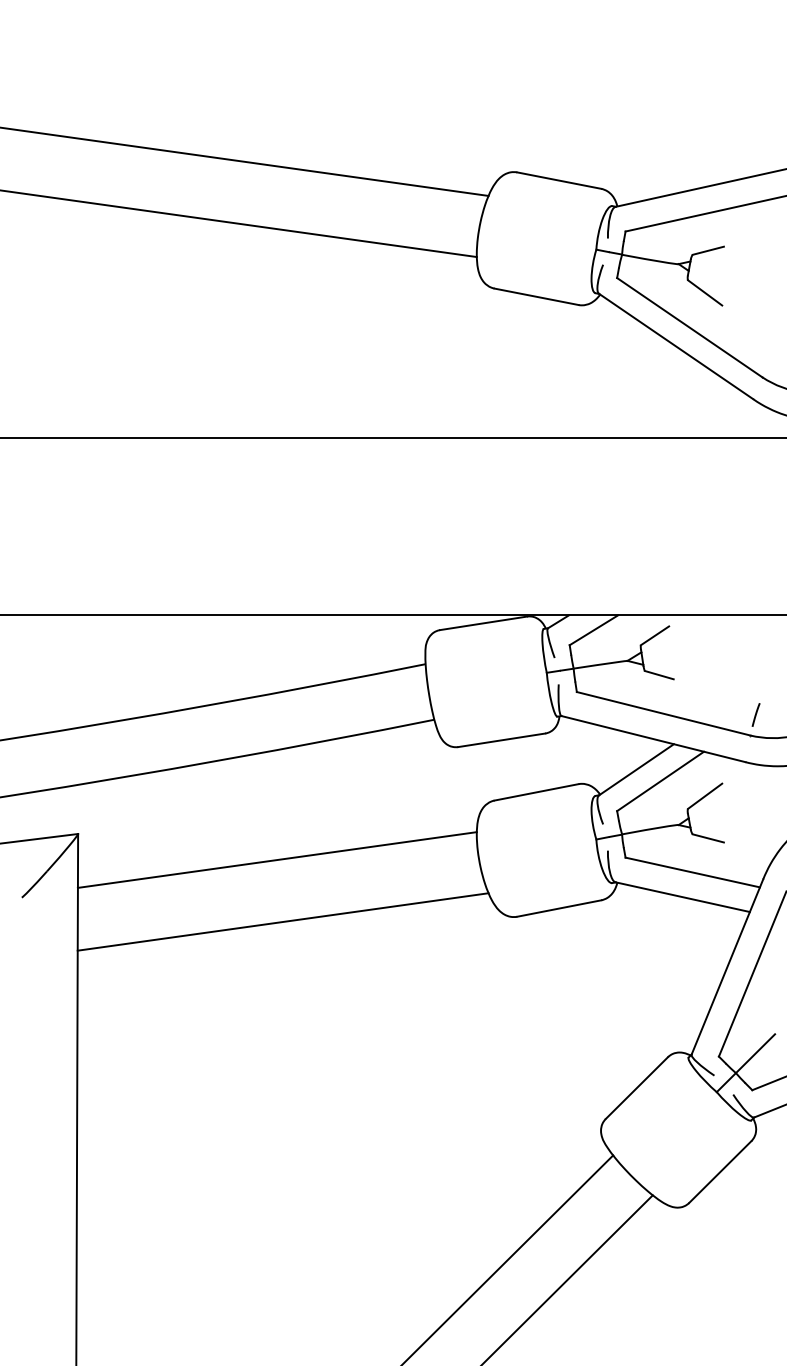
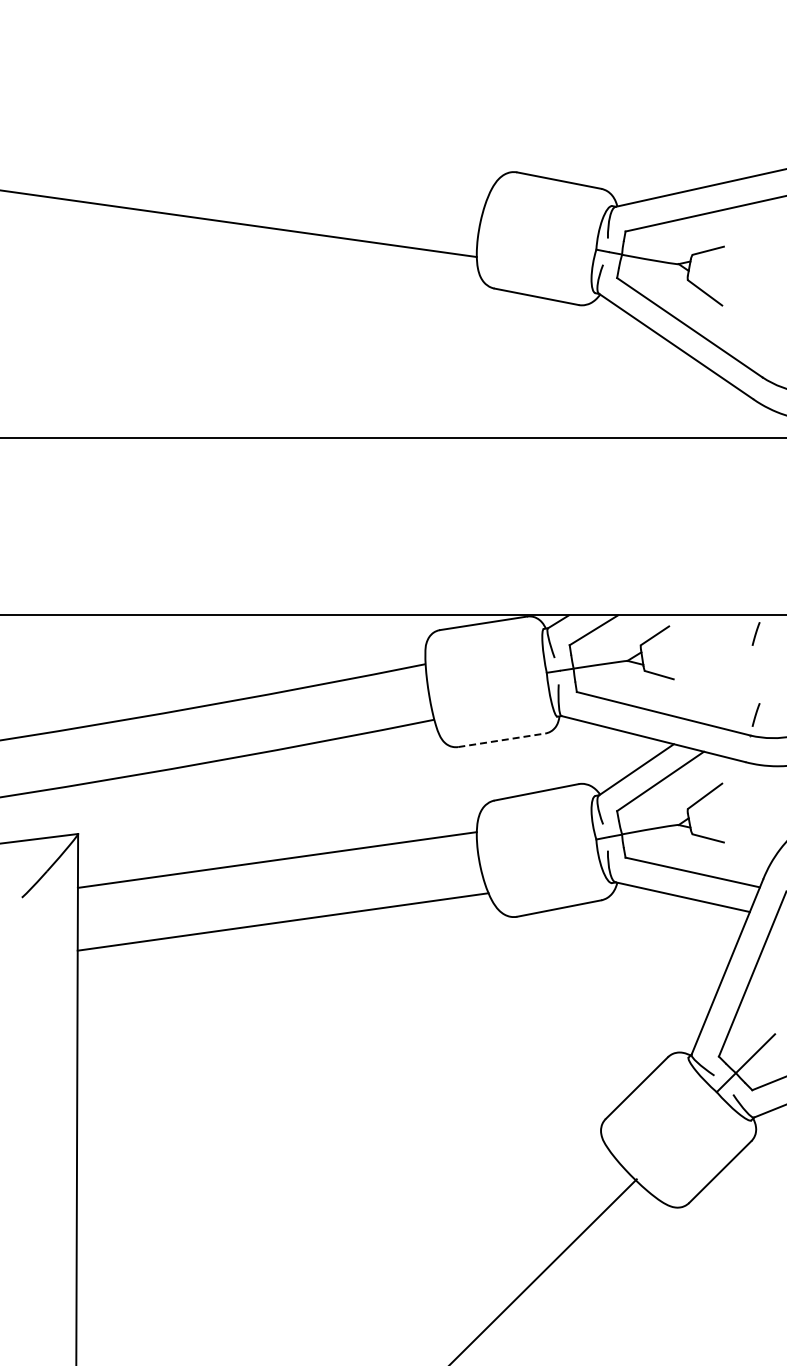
line: present -> none (245, 161)
line: none -> present (755, 633)
line: solid -> dashed (501, 740)
line: present -> none (508, 1258)
line position: (568, 1278) -> (544, 1270) (544, 1270)
